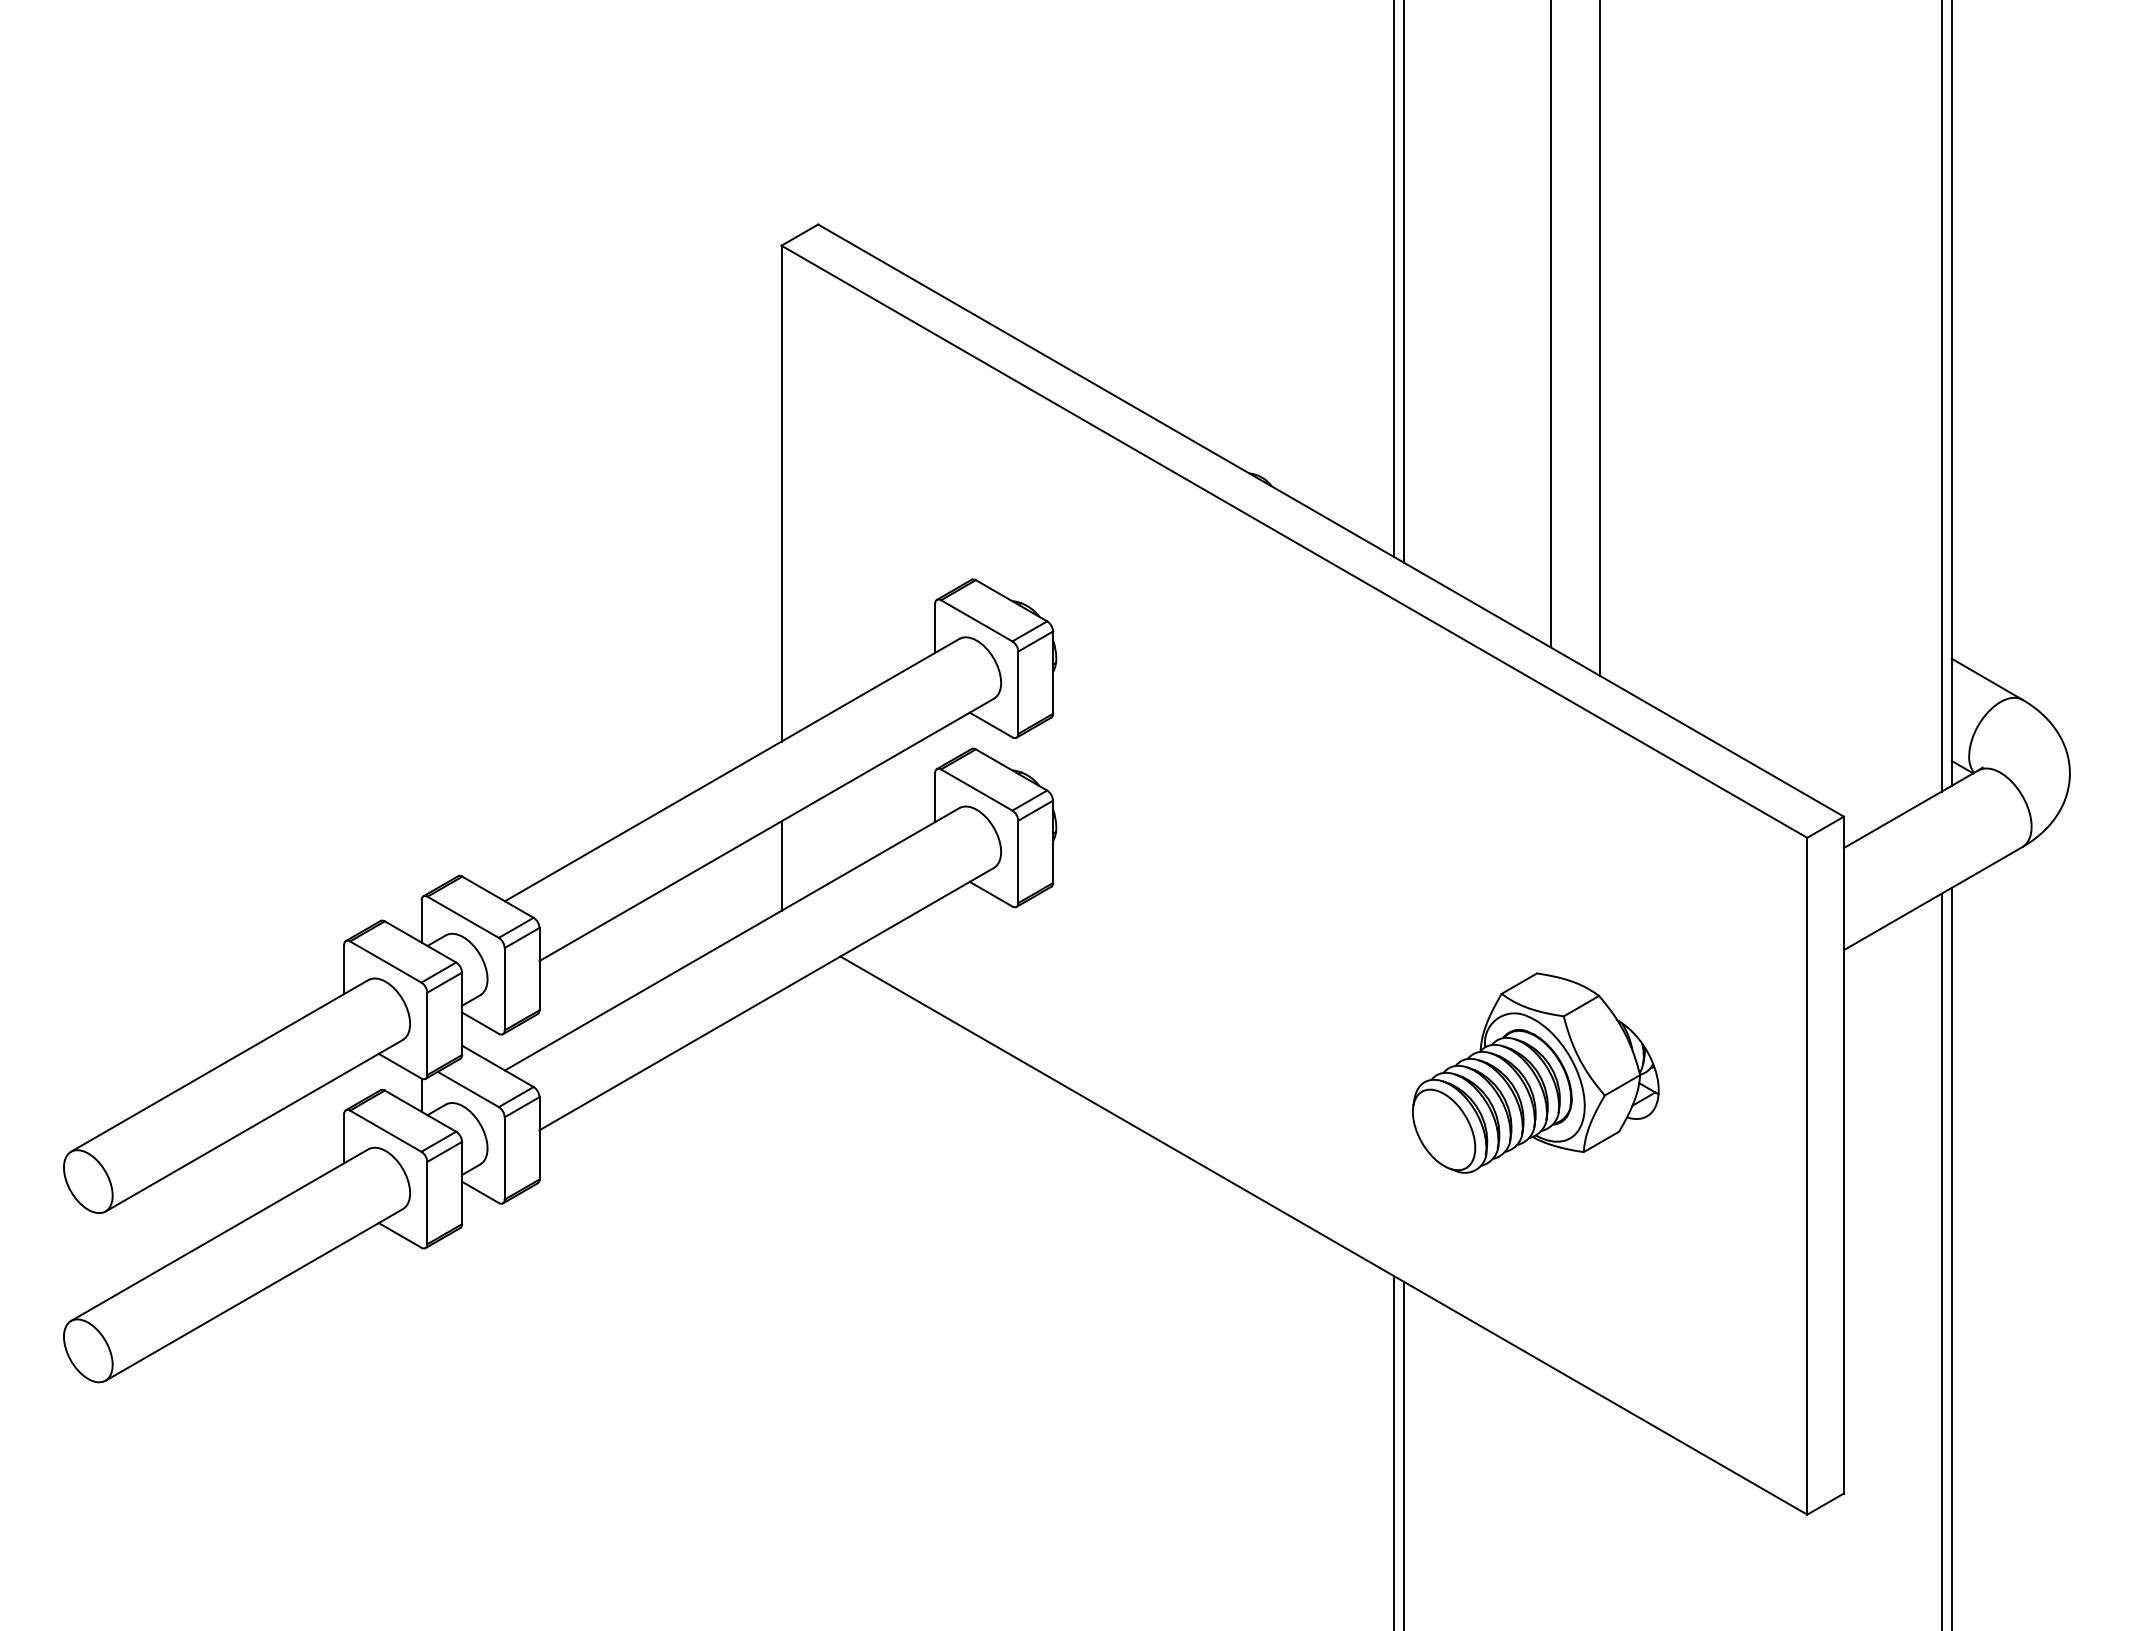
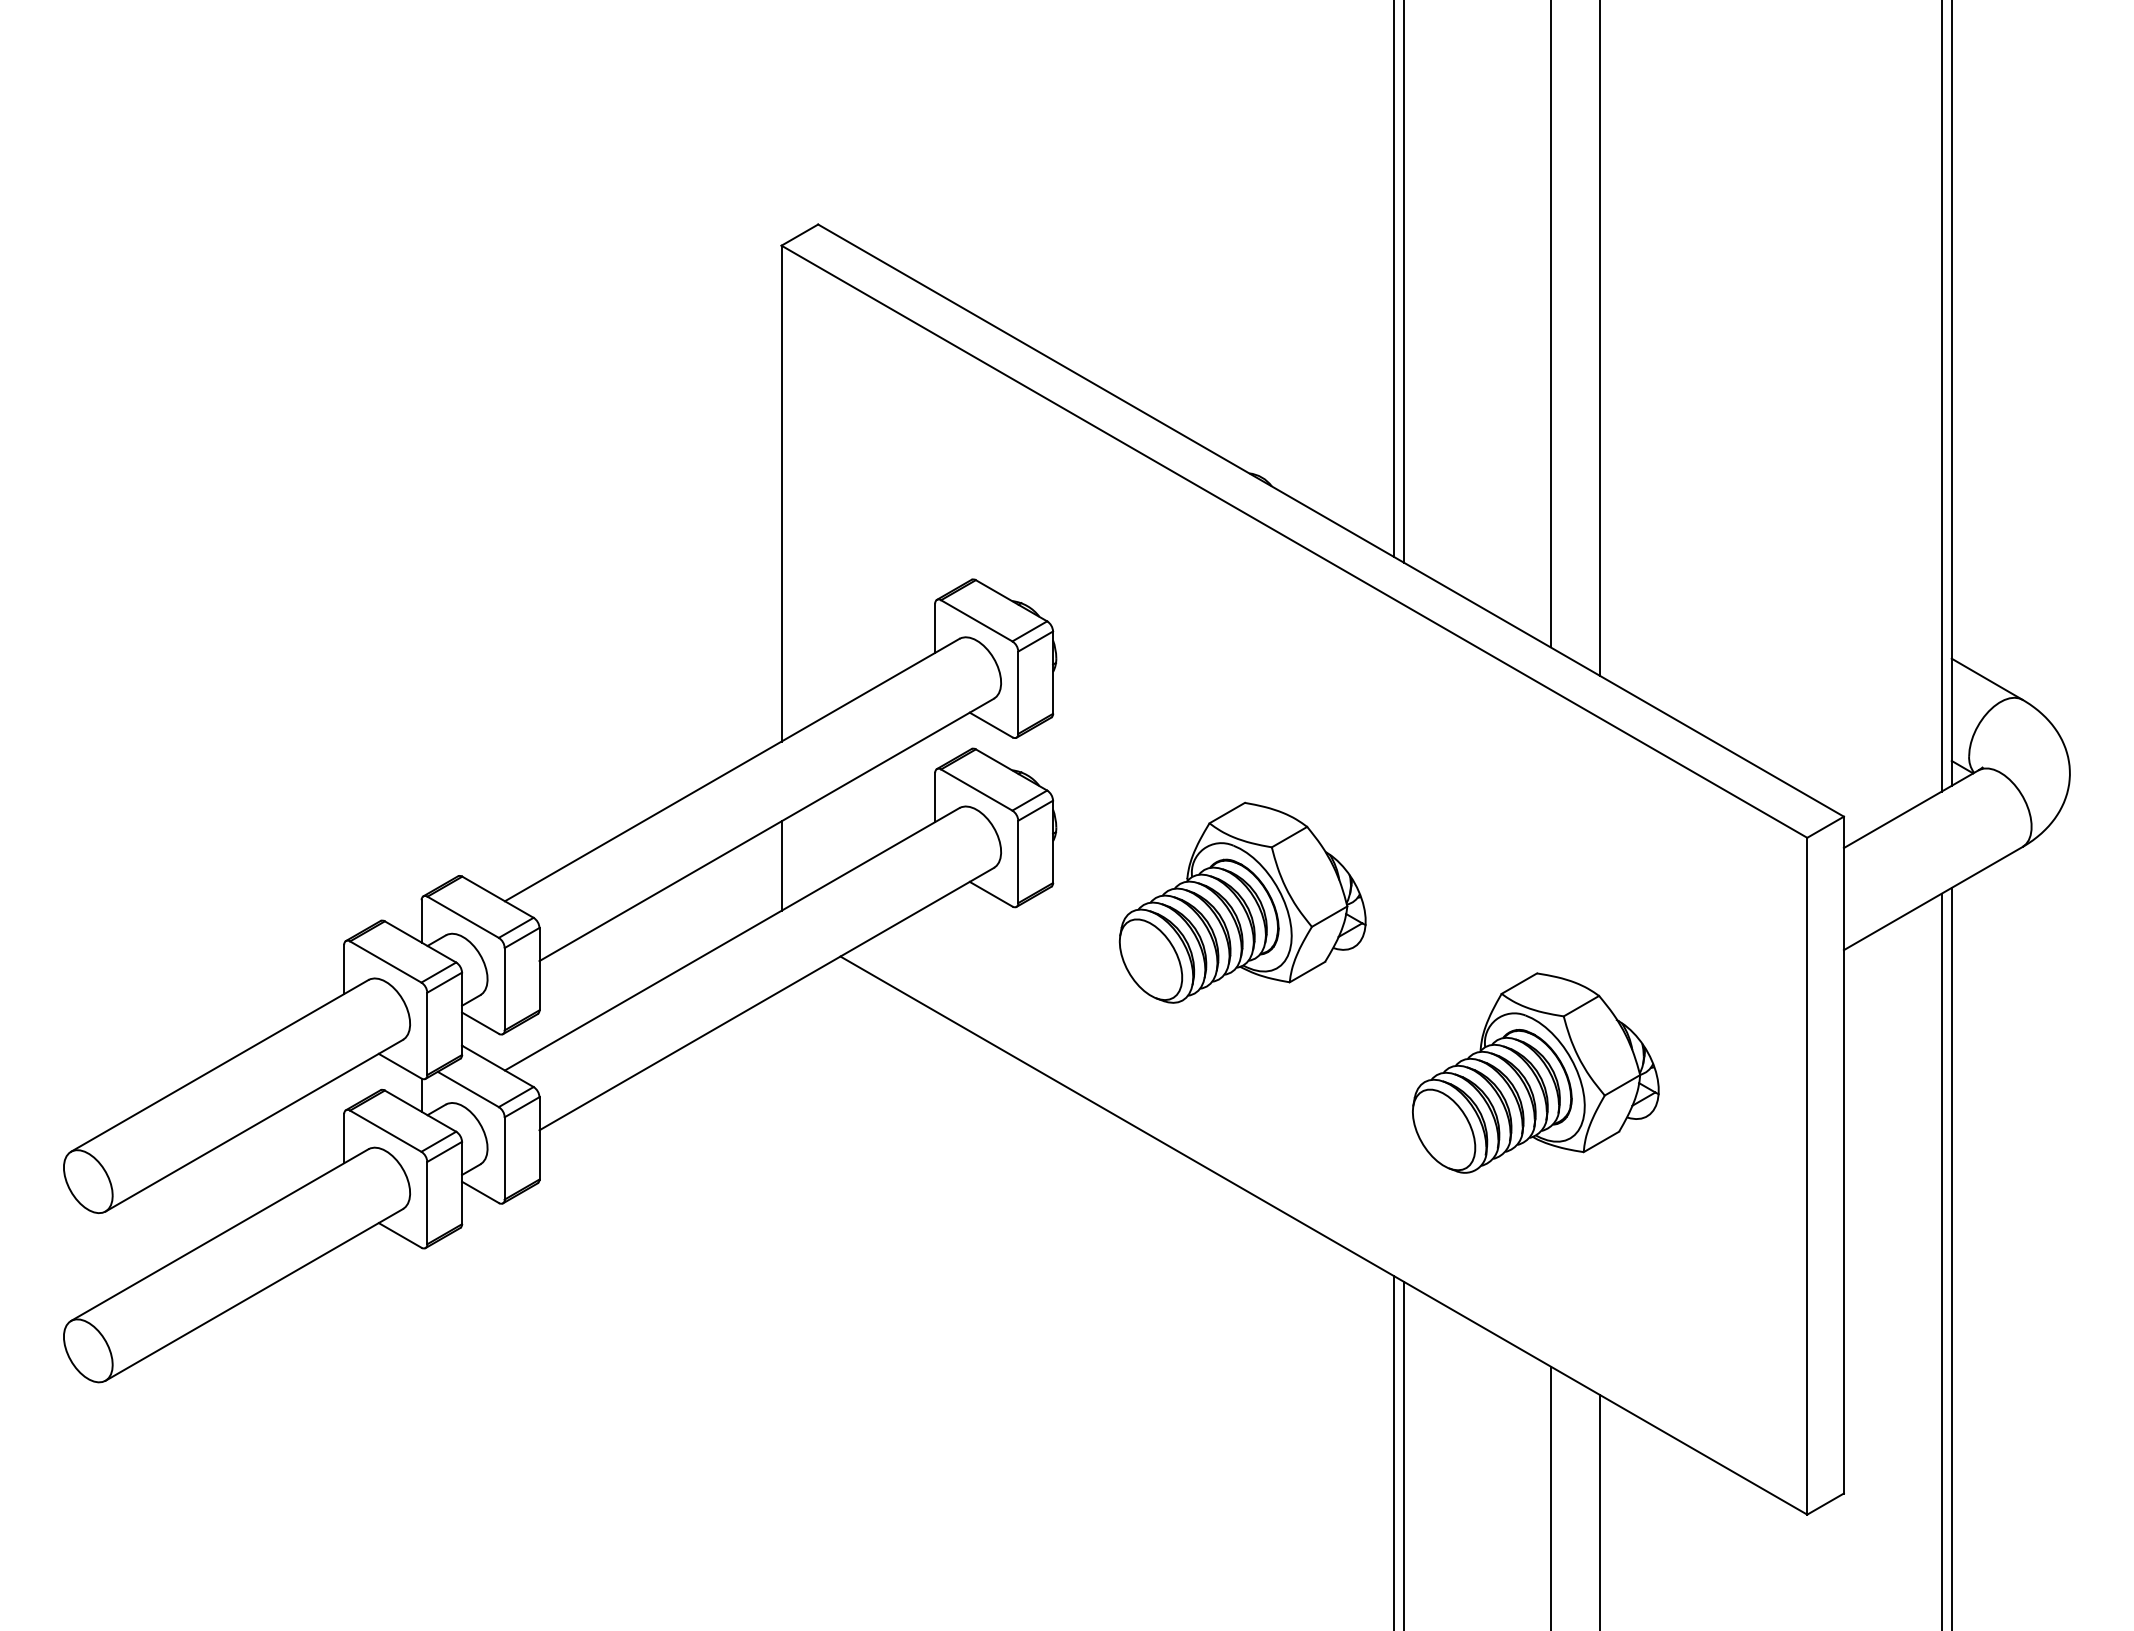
part: none -> present (1242, 902)
line: none -> present (1550, 1496)
line: none -> present (1599, 1510)
